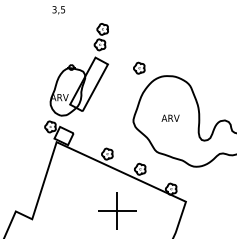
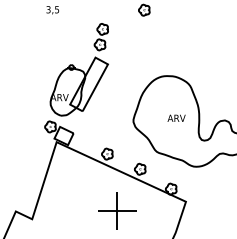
text position: (58, 10) -> (52, 10) (52, 10)
part position: (139, 67) -> (144, 9) (144, 9)
text position: (170, 117) -> (176, 117) (176, 117)
